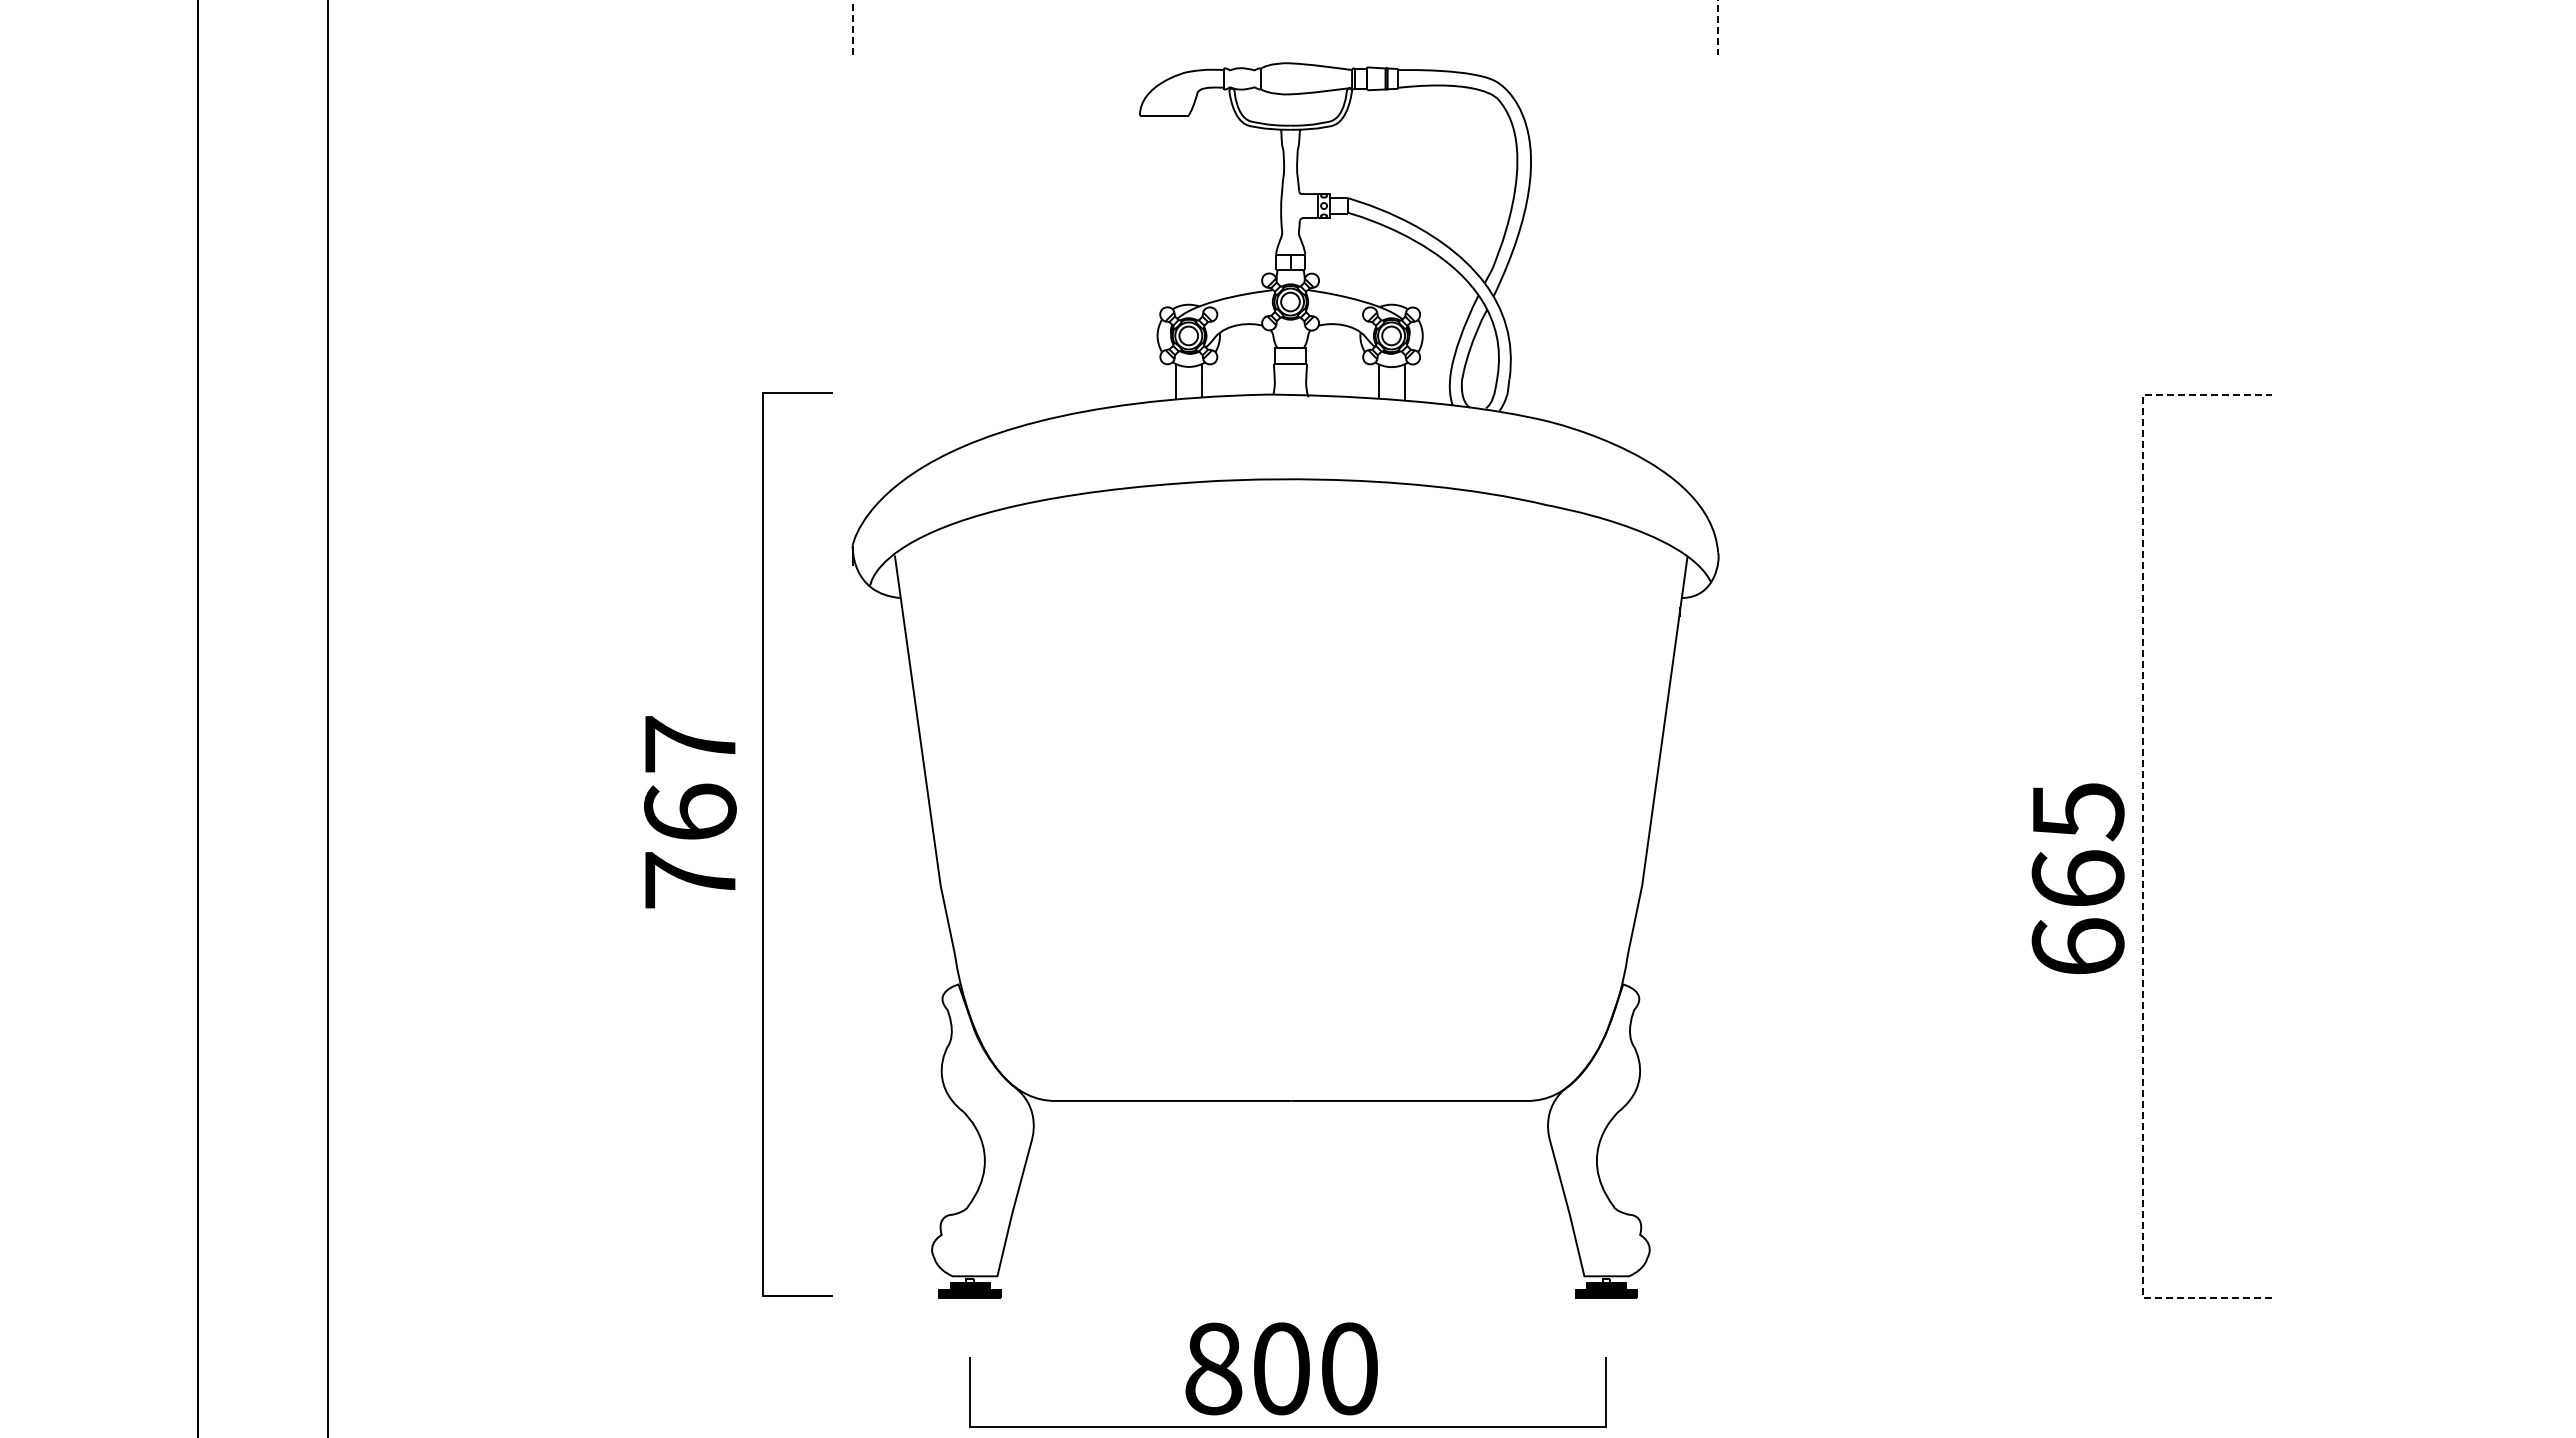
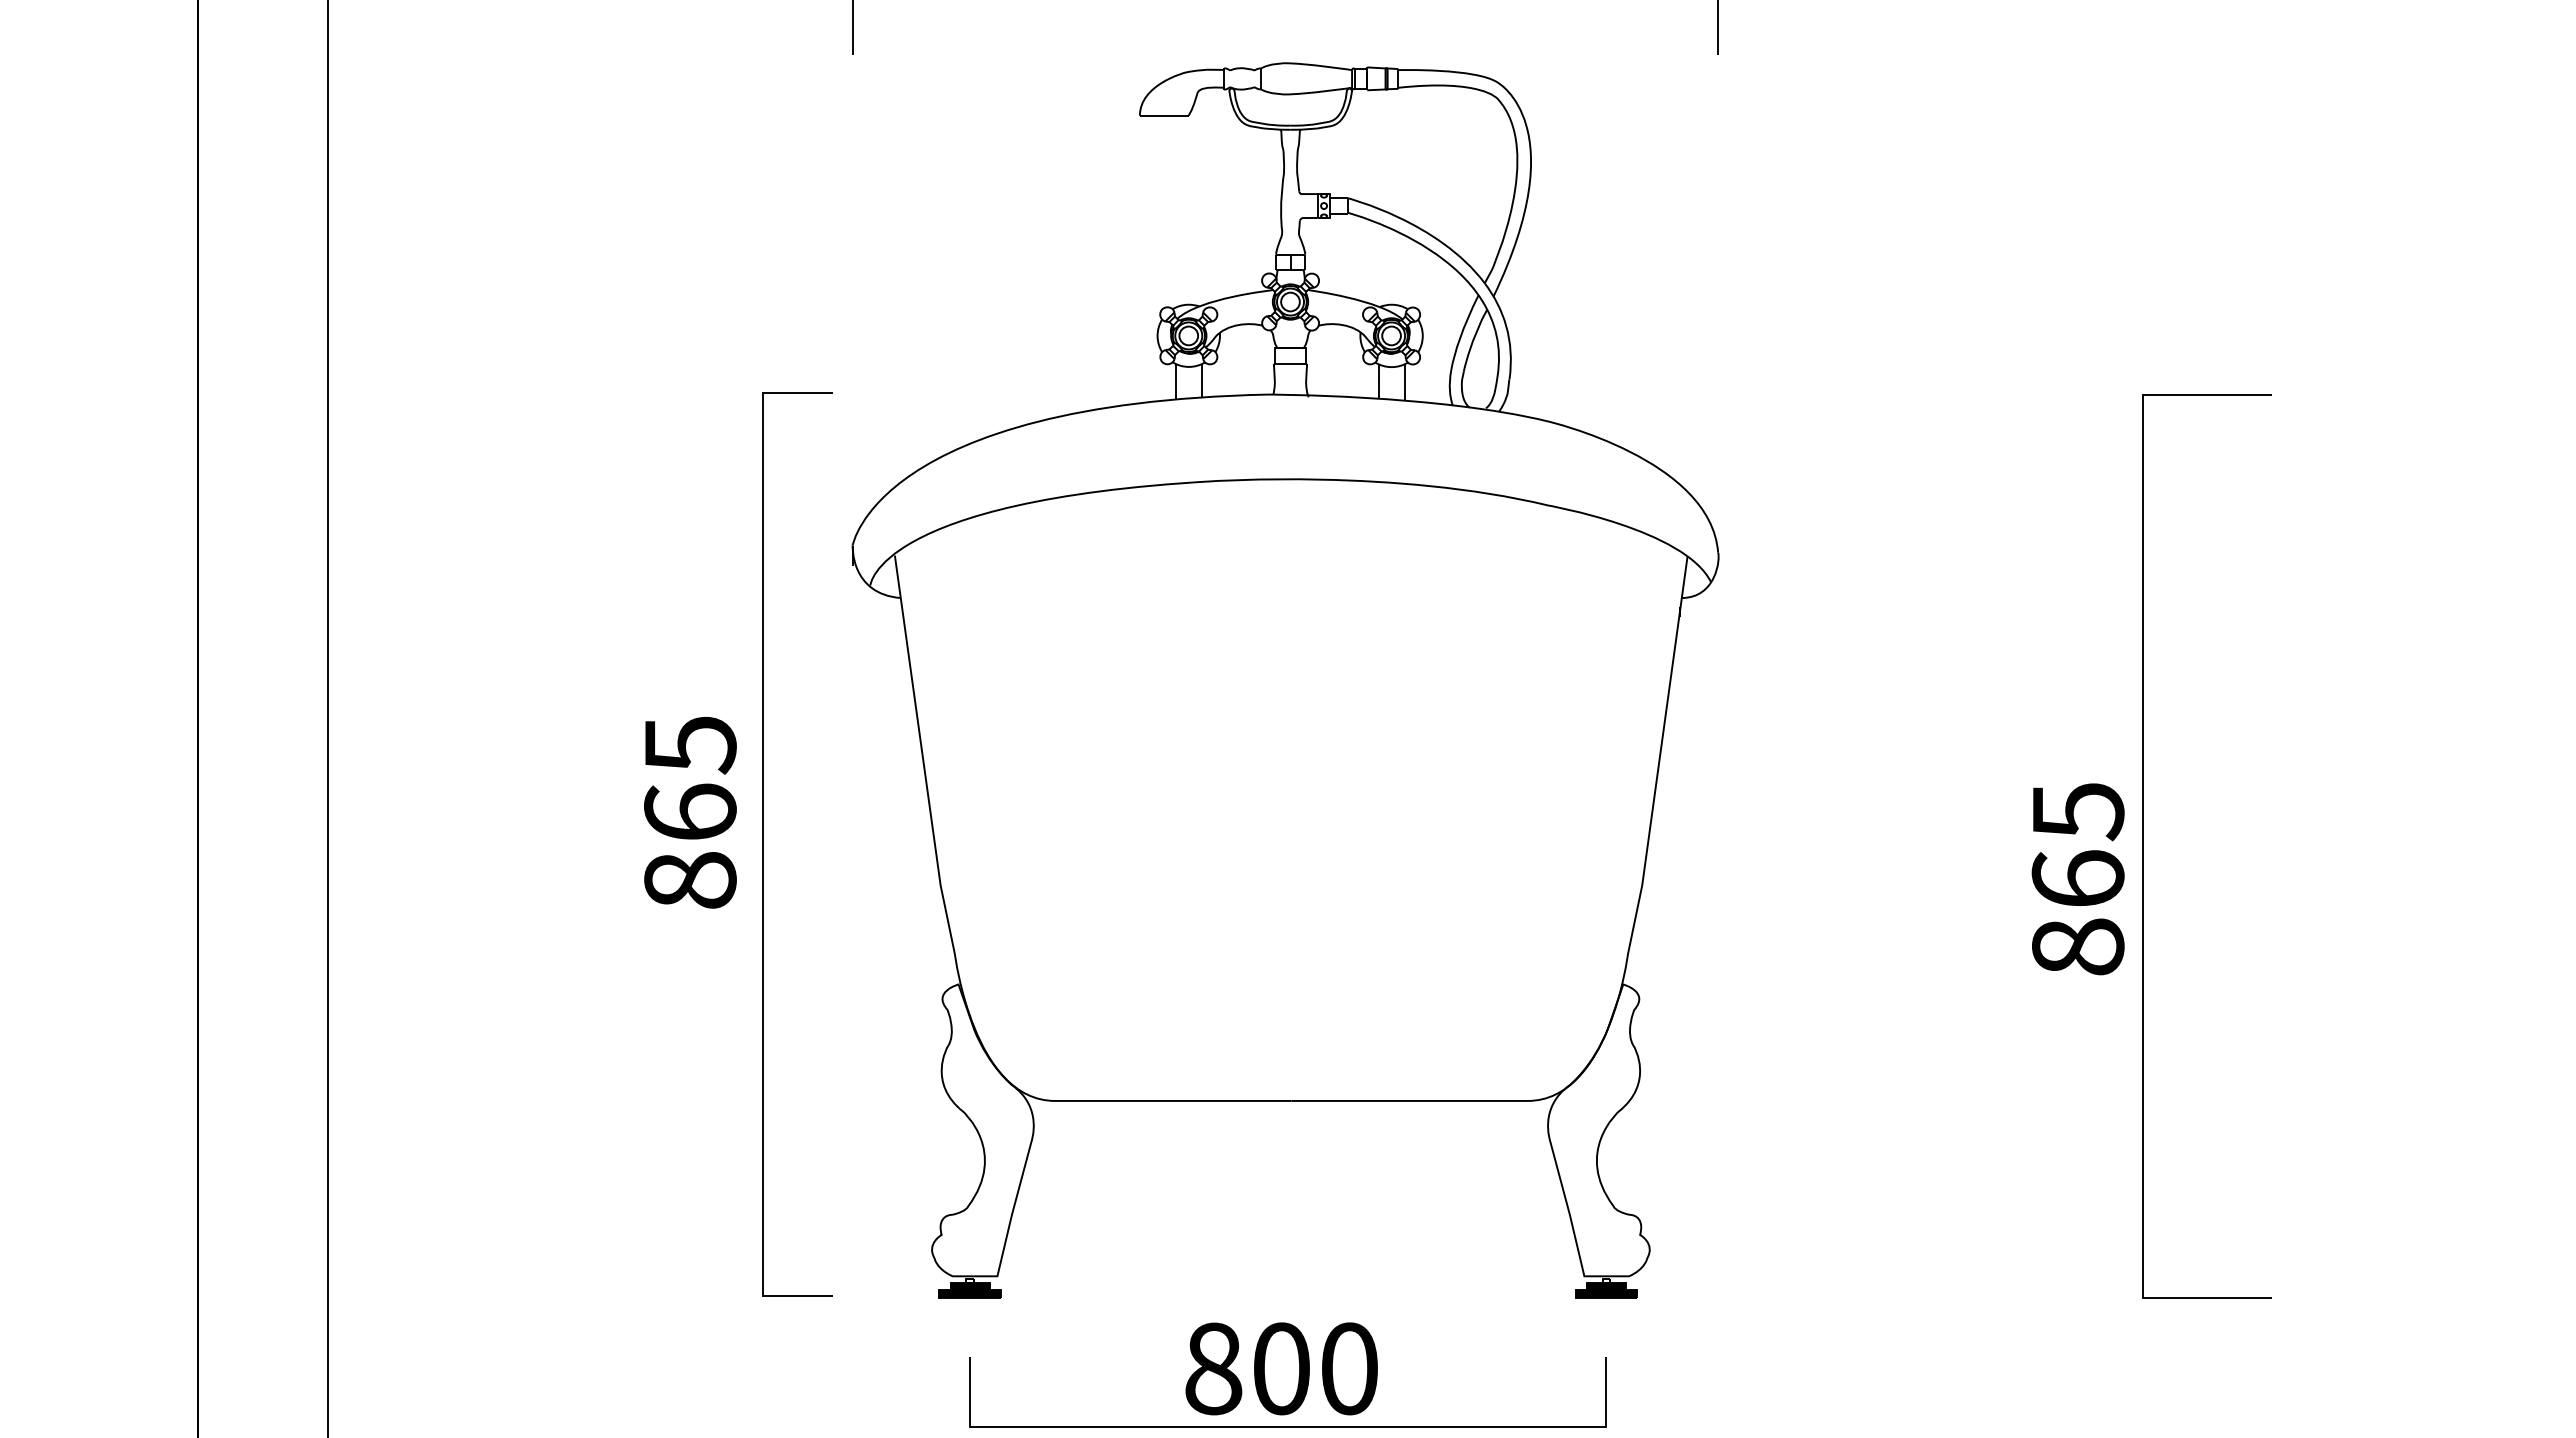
line: dashed -> solid (1718, 0)
text: 767 -> 865 (690, 812)
line: dashed -> solid (2143, 846)
text: 665 -> 865 (2077, 946)
